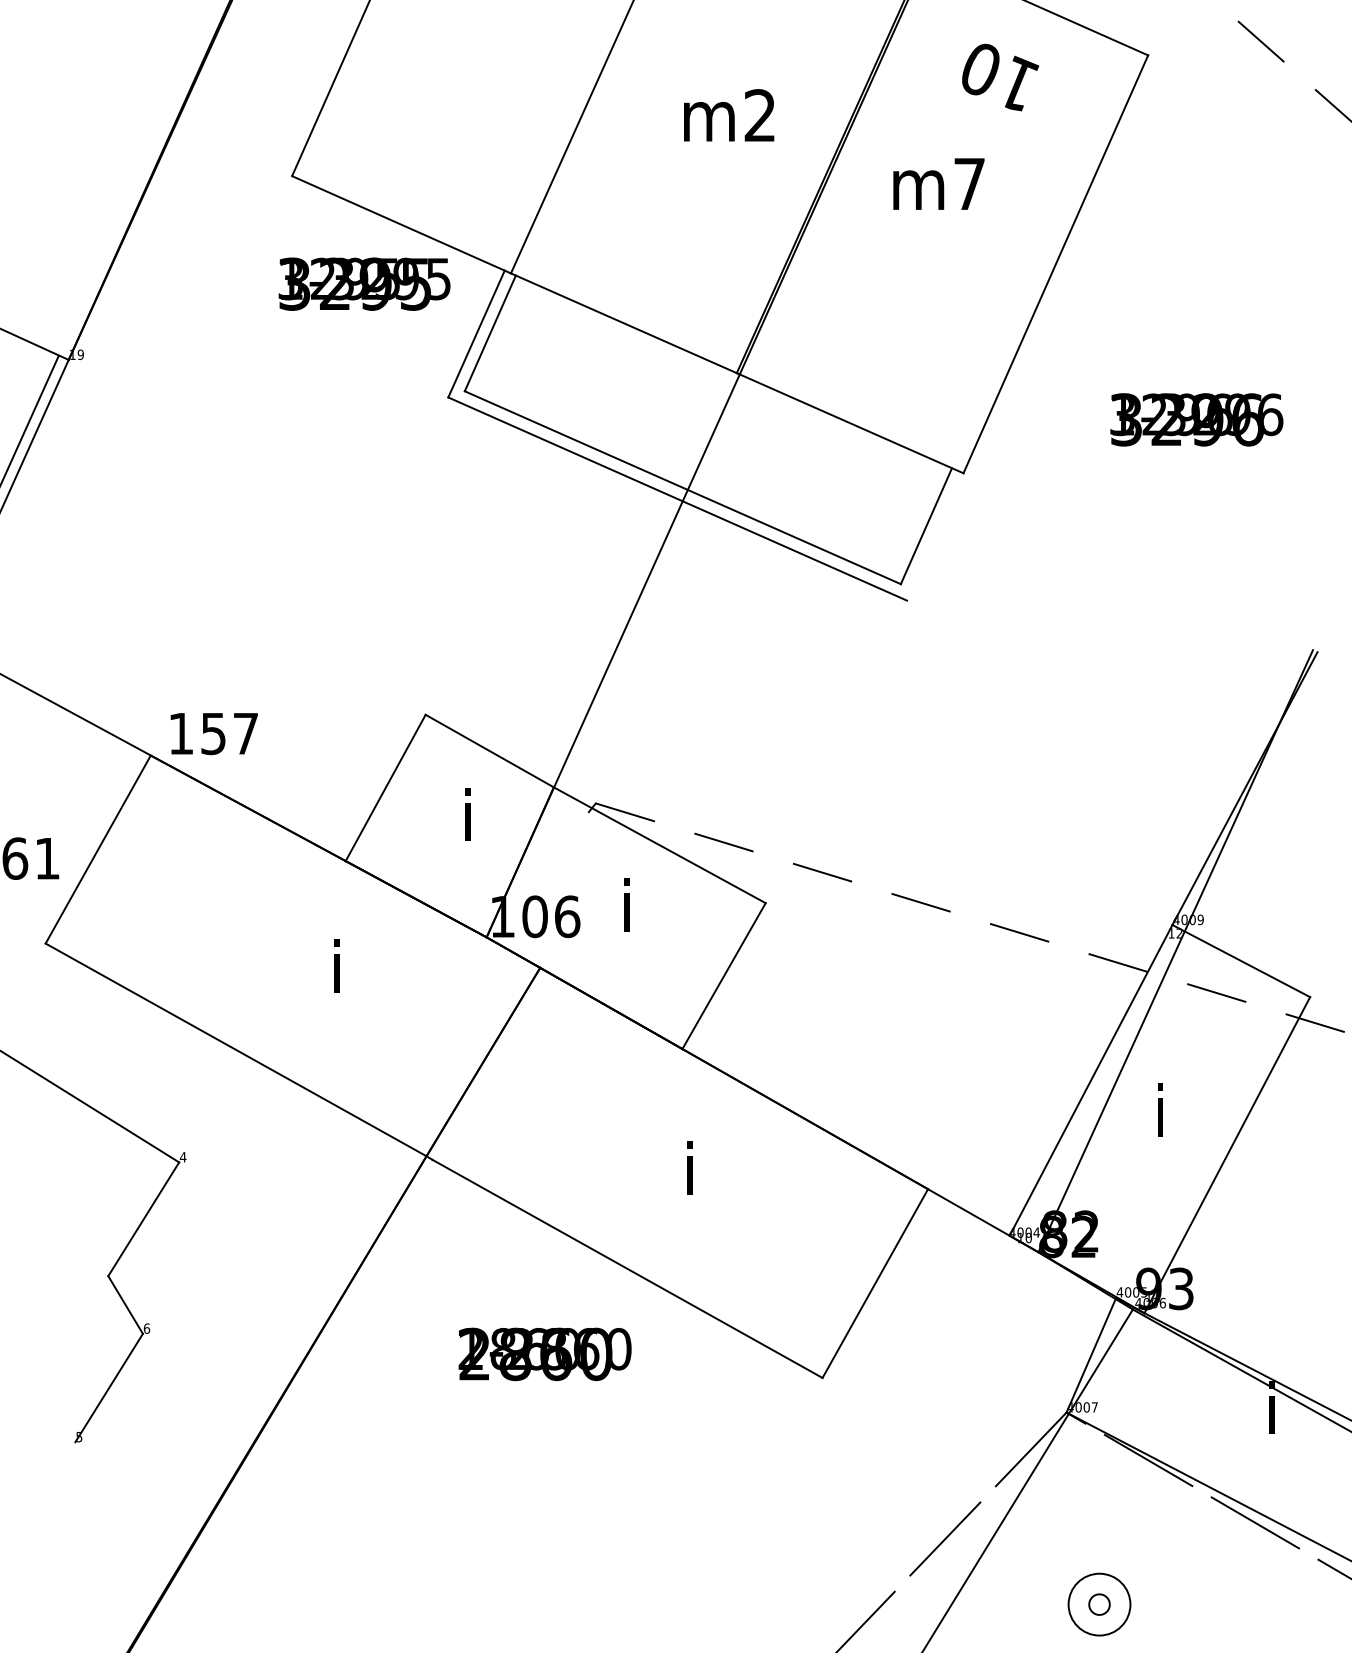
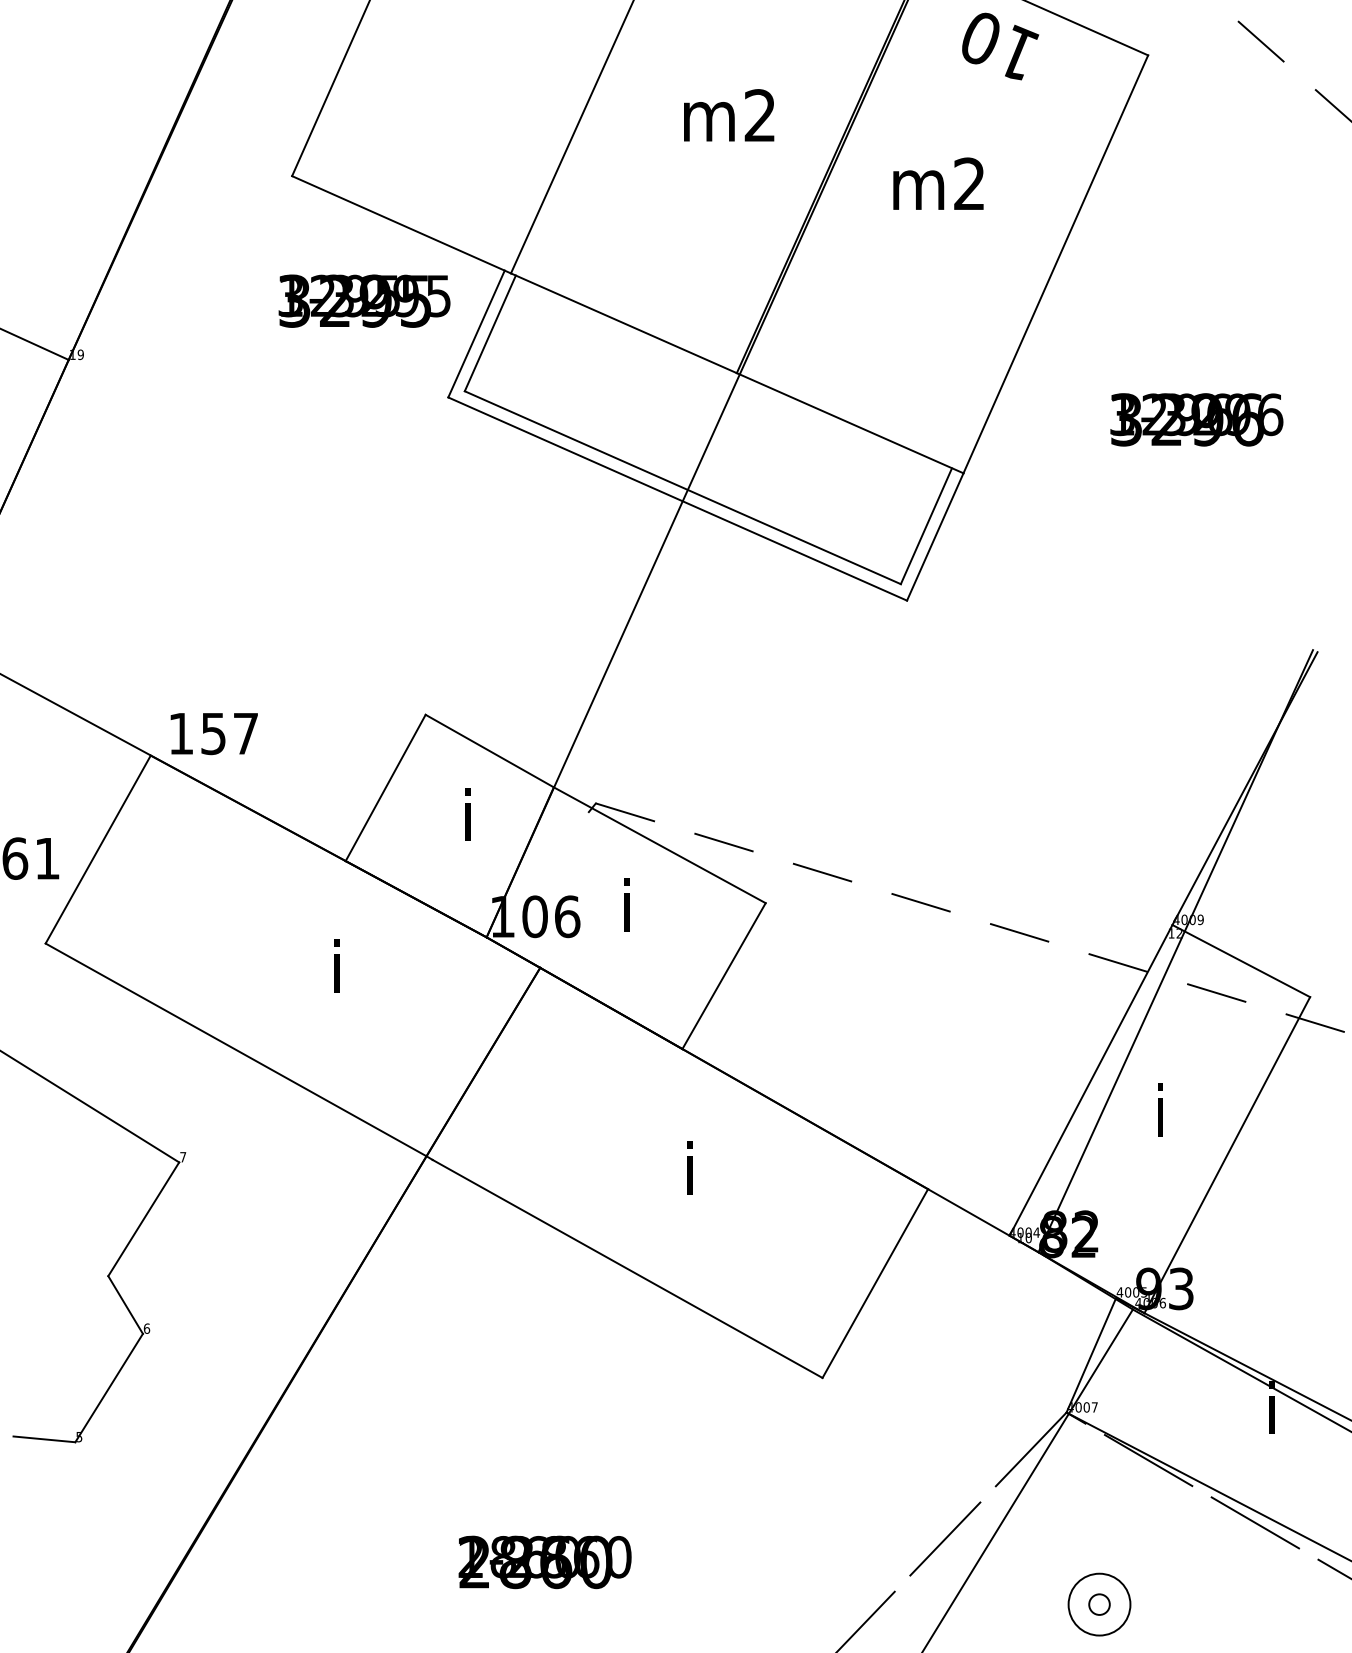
text position: (1000, 77) -> (1000, 46) (1000, 46)
text: m7 -> m2 (969, 183)
text position: (364, 283) -> (364, 300) (364, 300)
line position: (30, 418) -> (35, 433) (35, 433)
line: none -> present (935, 536)
text: 4 -> 7 (182, 1157)
text position: (544, 1354) -> (544, 1562) (544, 1562)
line: none -> present (44, 1439)
